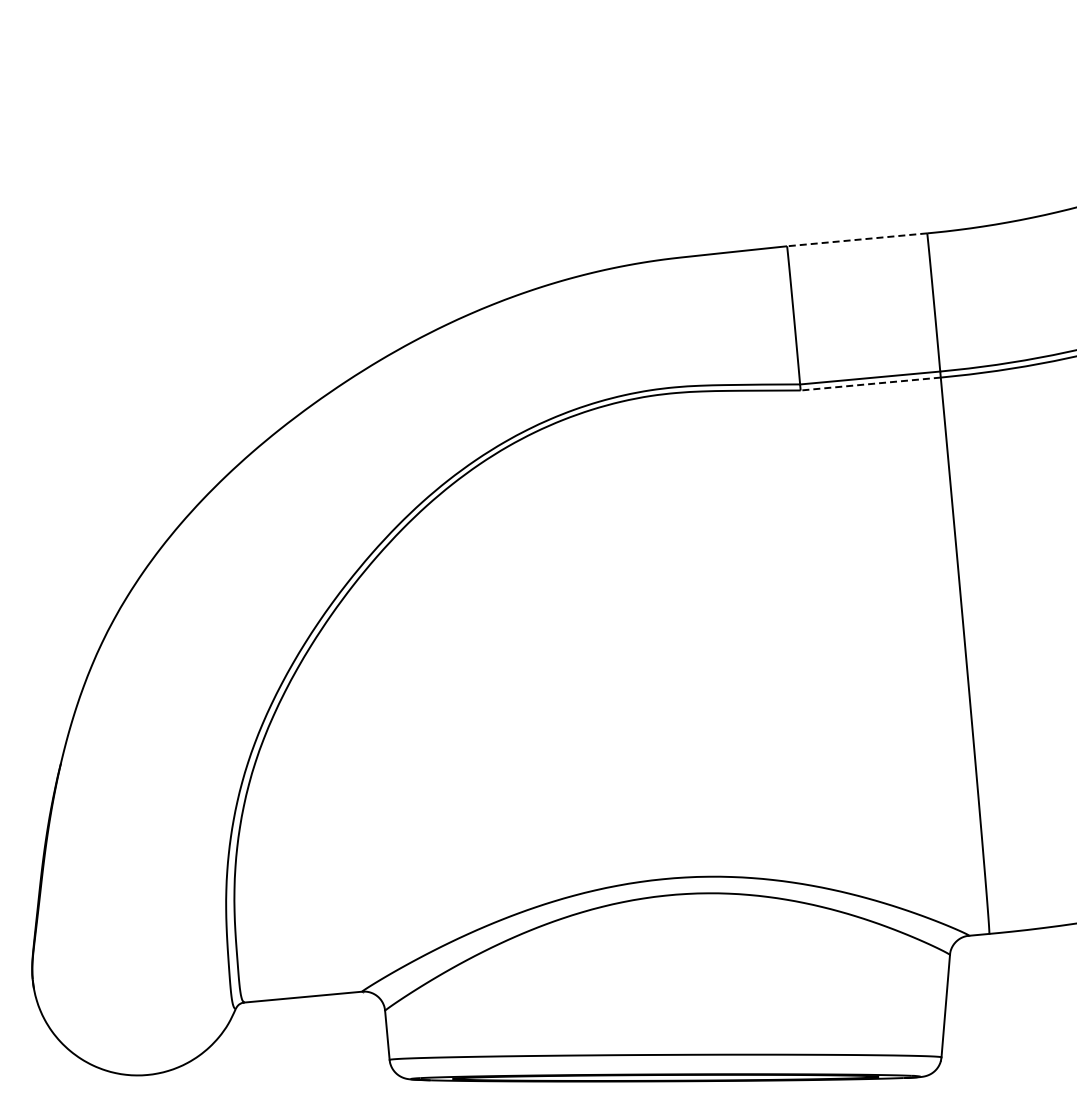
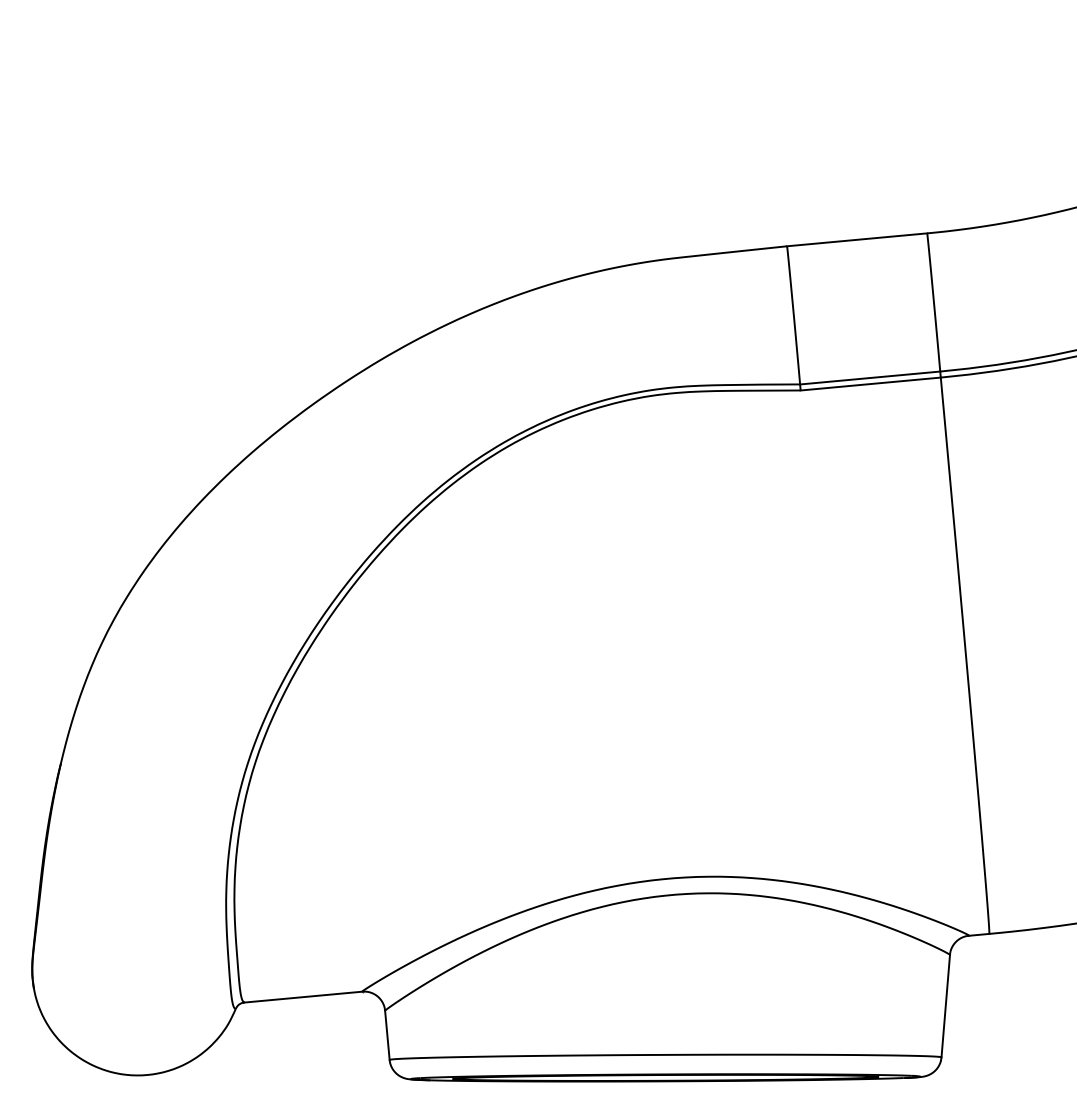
line: dashed -> solid (856, 239)
line: dashed -> solid (870, 384)
